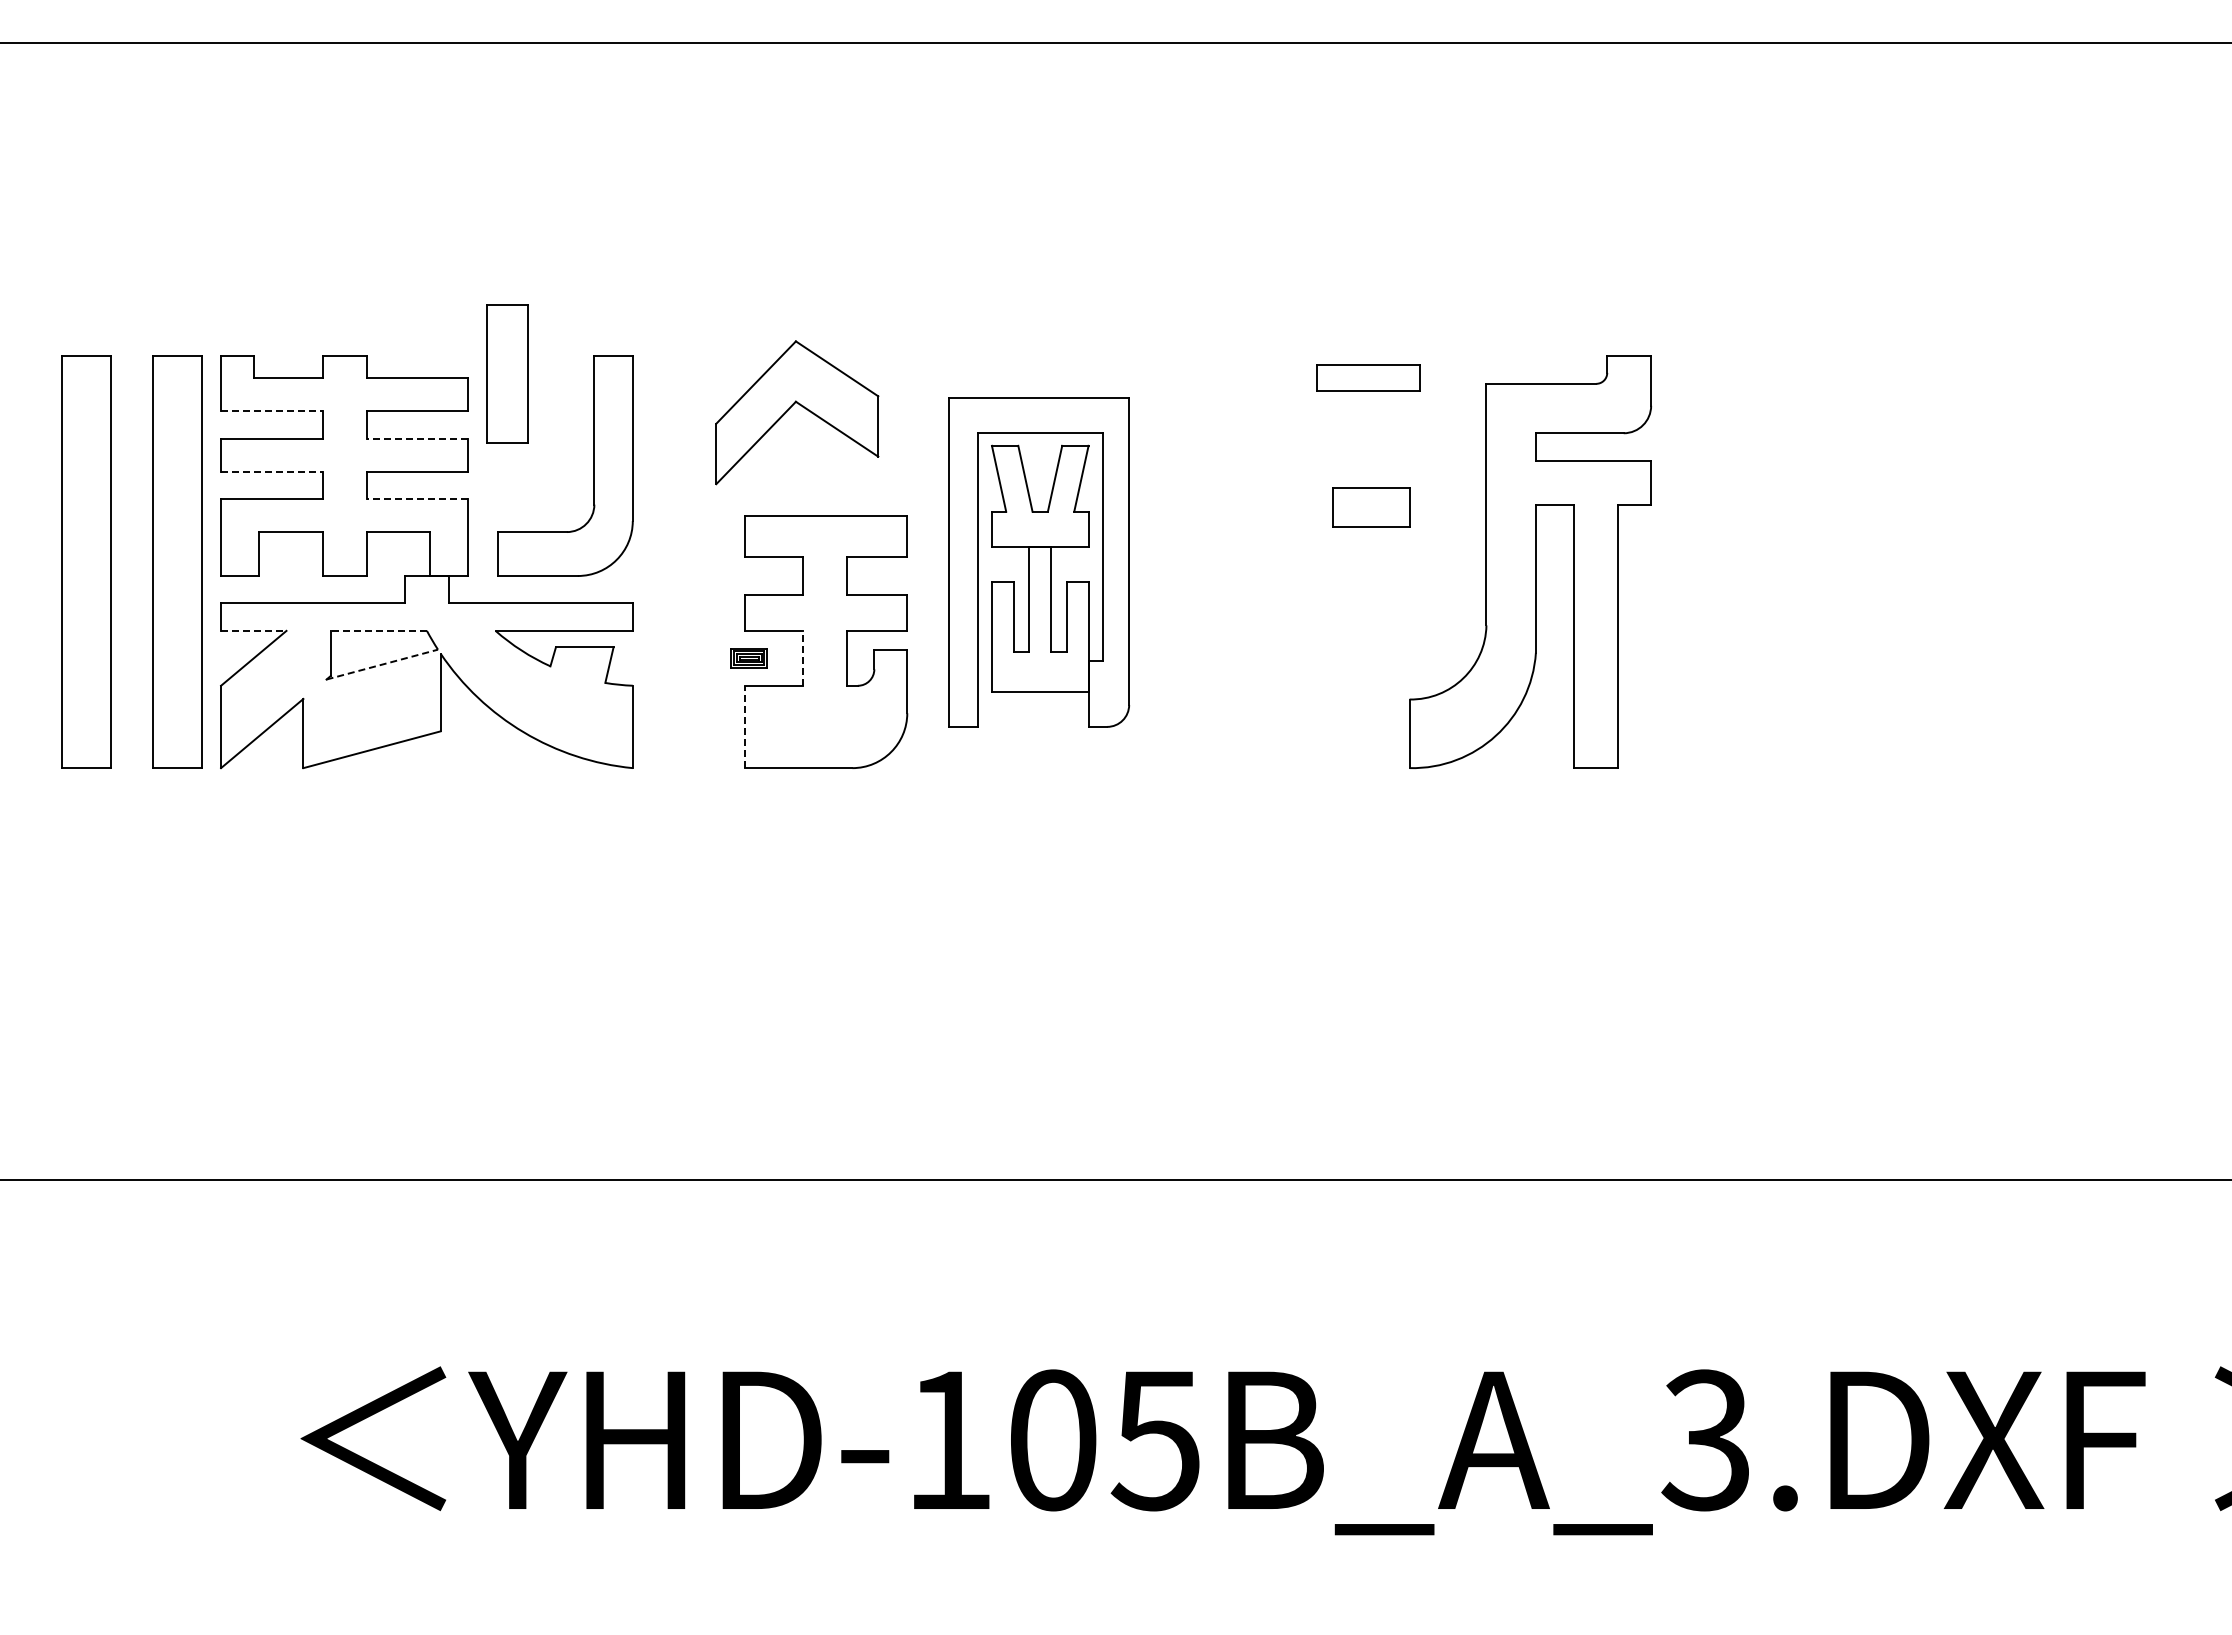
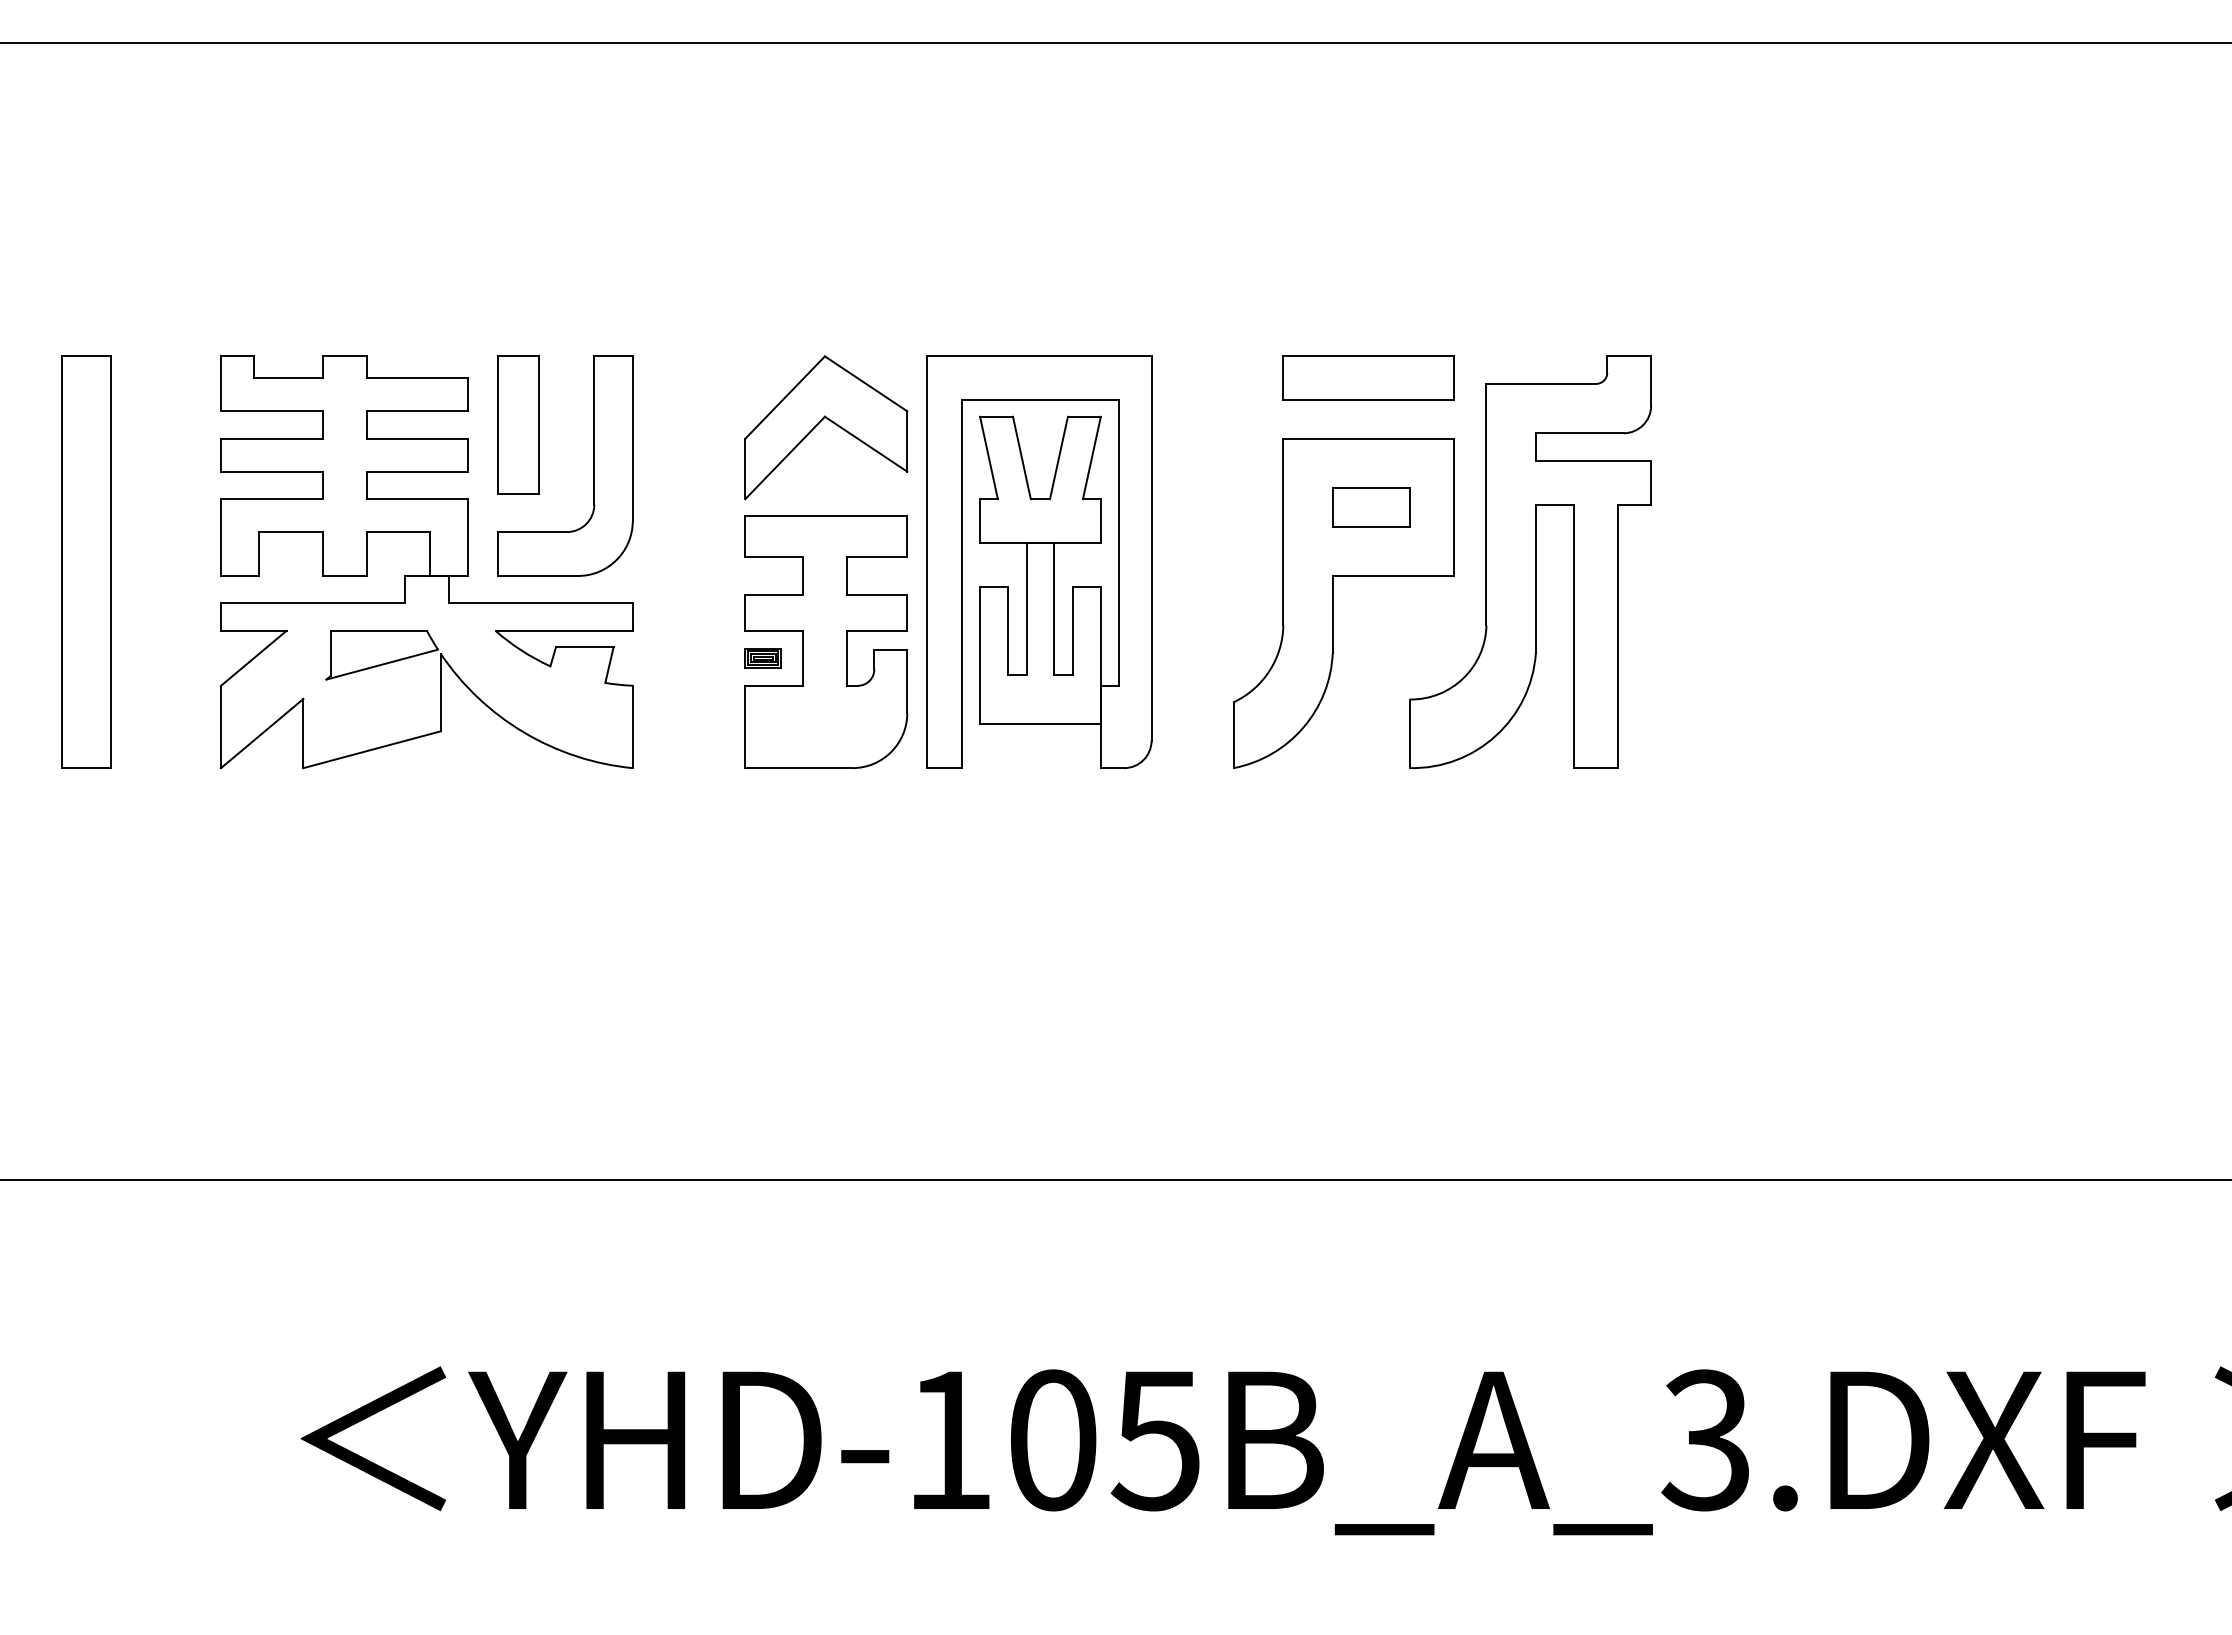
part position: (507, 373) -> (518, 424) (518, 424)
part size: 105x28 px -> 173x46 px (1368, 377)
part position: (802, 407) -> (831, 422) (831, 422)
line: dashed -> solid (271, 411)
line: dashed -> solid (417, 438)
line: dashed -> solid (271, 471)
line: dashed -> solid (417, 499)
part: present -> none (177, 561)
part size: 182x331 px -> 227x414 px (1039, 561)
part: none -> present (1333, 603)
line: dashed -> solid (253, 630)
line: dashed -> solid (378, 630)
line: dashed -> solid (802, 657)
part position: (748, 658) -> (762, 658) (762, 658)
line: dashed -> solid (382, 664)
line: dashed -> solid (745, 726)
